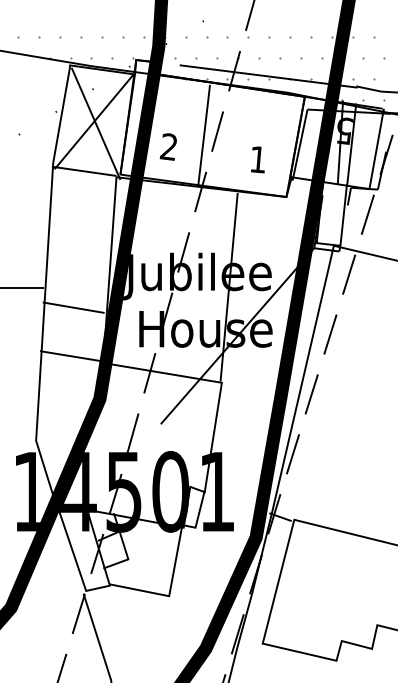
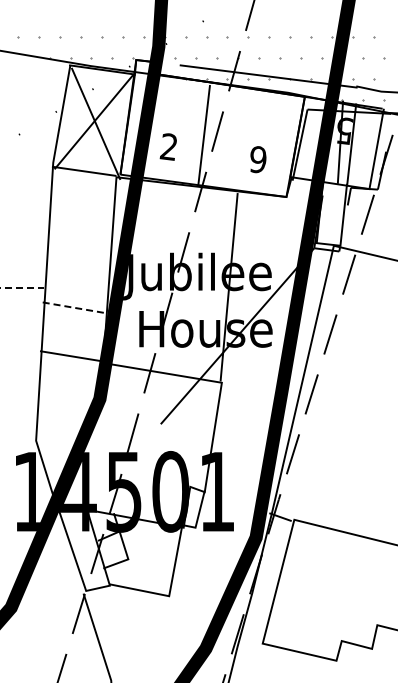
text: 1 -> 9 (258, 159)
line: solid -> dashed (22, 287)
line: solid -> dashed (74, 307)
